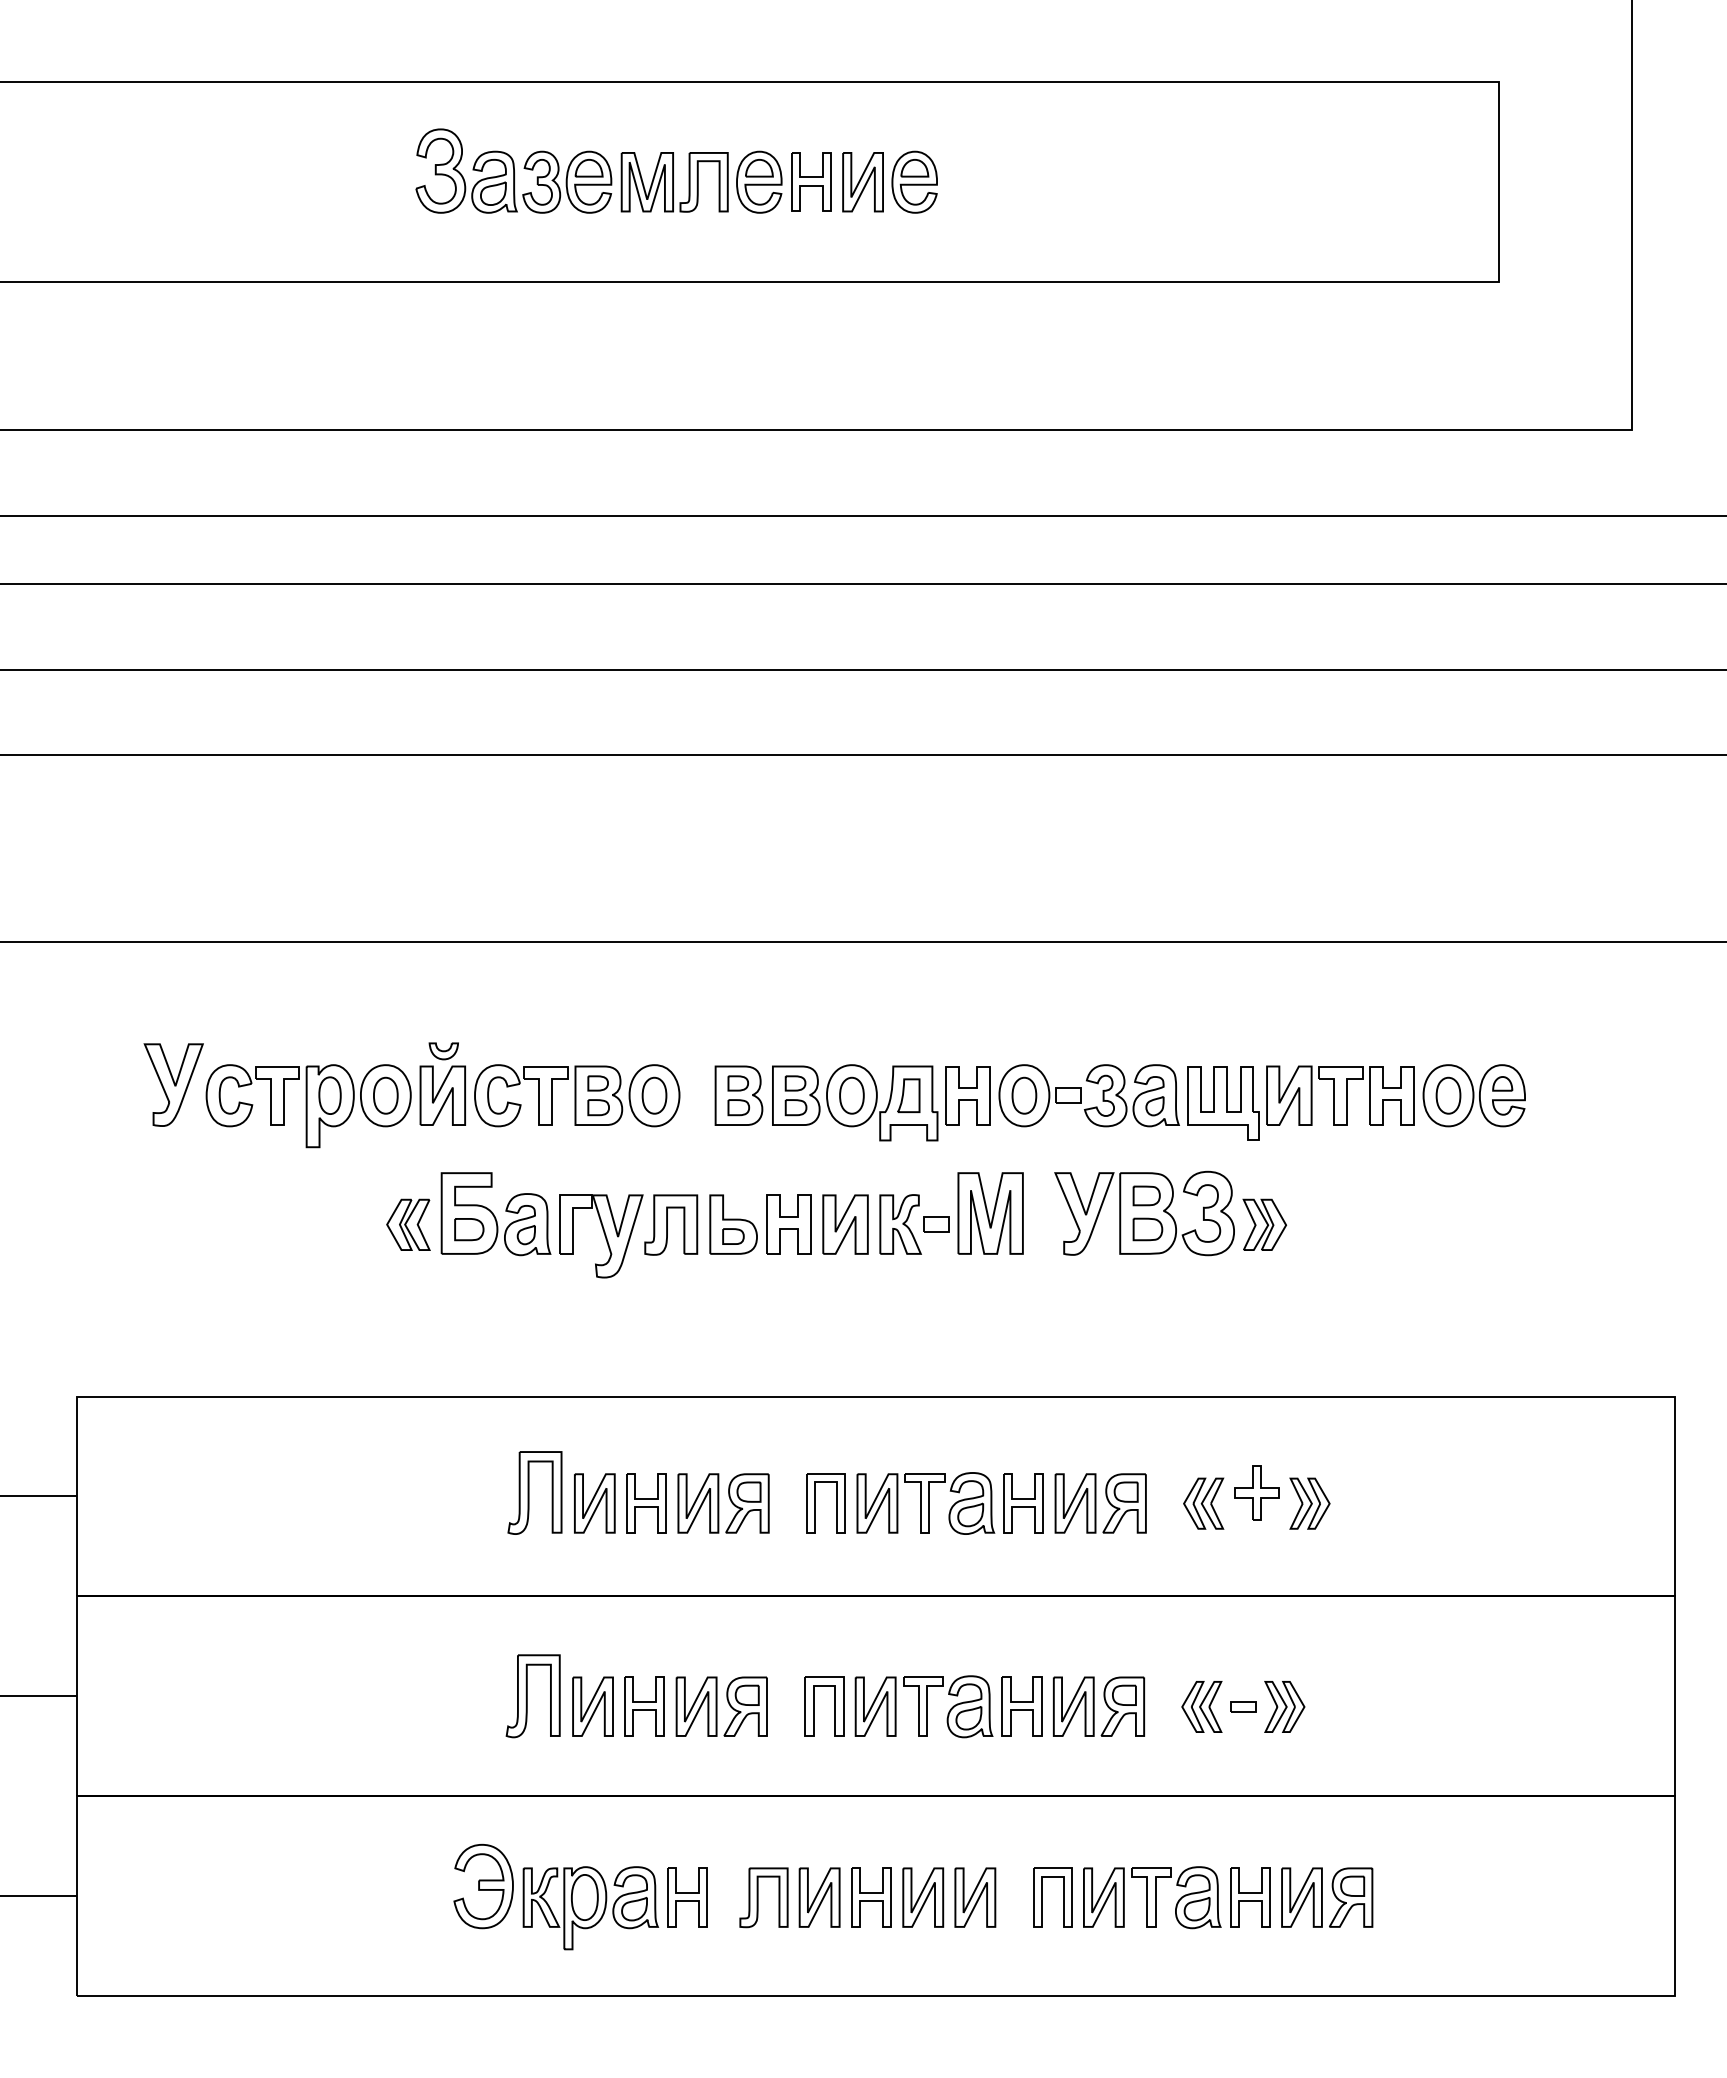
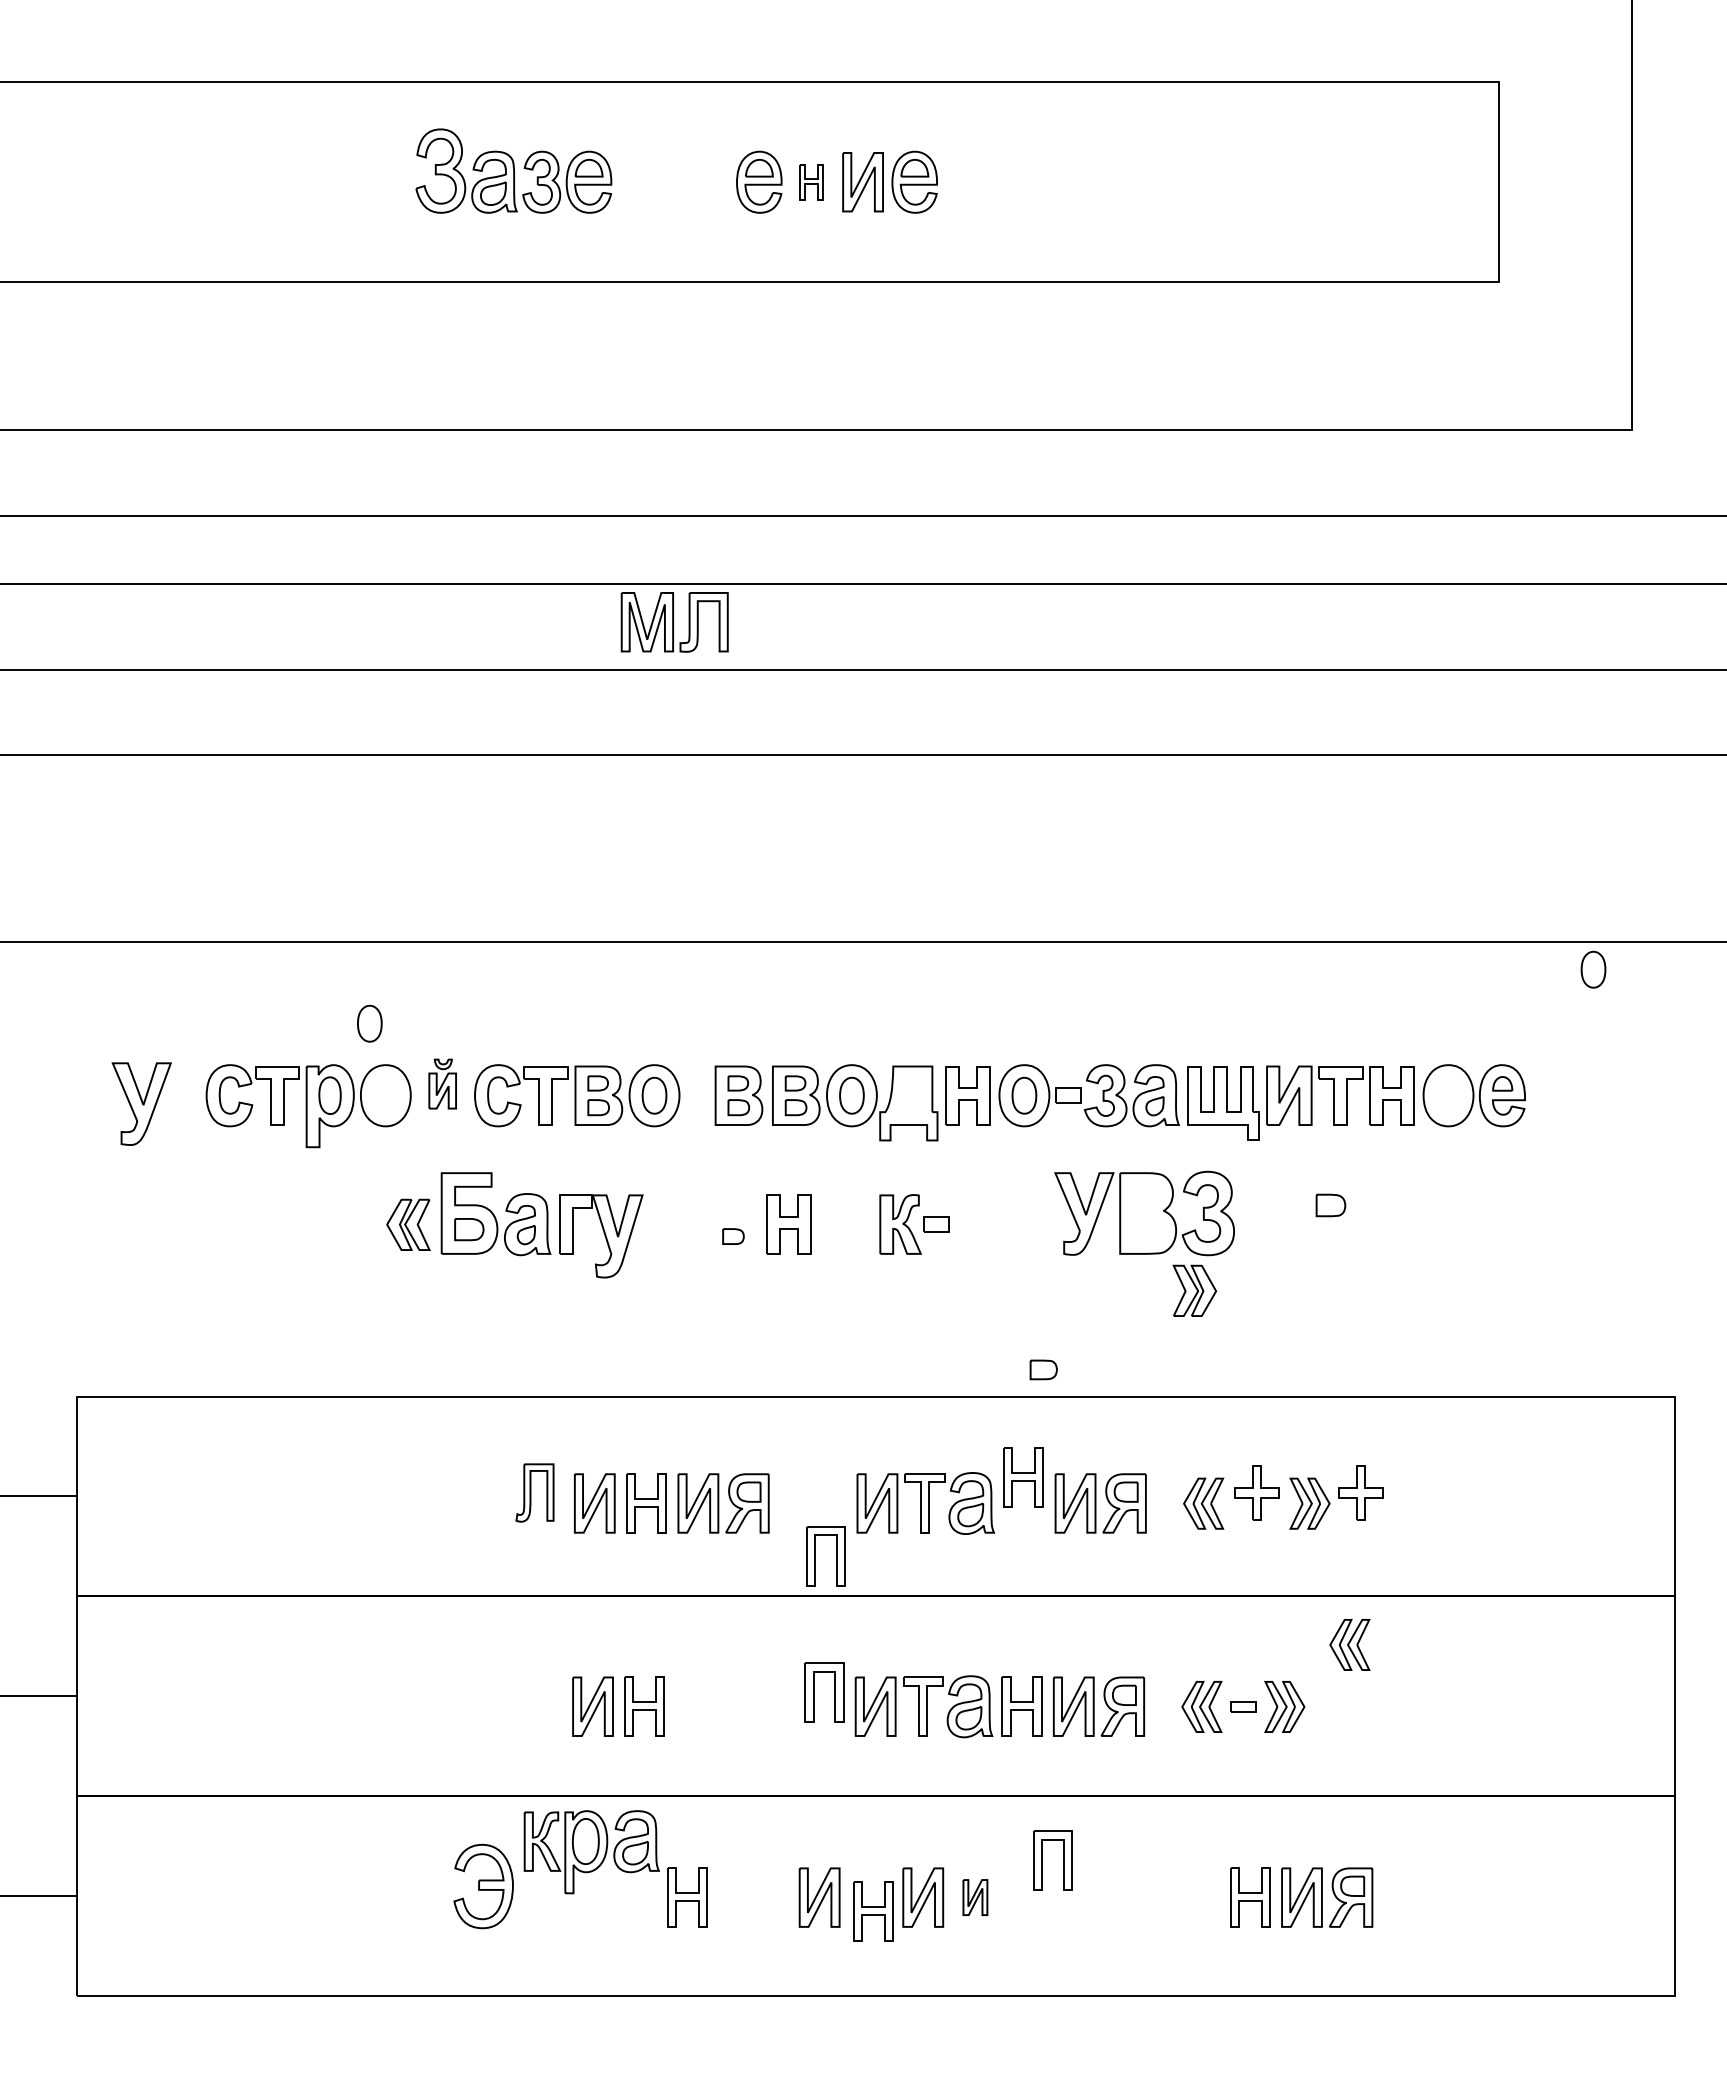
part size: 41x60 px -> 25x37 px (811, 182)
part position: (674, 182) -> (674, 622) (674, 622)
part size: 47x84 px -> 29x52 px (442, 1083)
part position: (173, 1084) -> (141, 1103) (141, 1103)
part position: (385, 1095) -> (369, 1023) (369, 1023)
part: present -> none (908, 1095)
part position: (1448, 1095) -> (1593, 969) (1593, 969)
part position: (1146, 1195) -> (1043, 1369) (1043, 1369)
part: present -> none (990, 1213)
part: present -> none (671, 1224)
part: present -> none (733, 1224)
part: present -> none (845, 1224)
part position: (1264, 1224) -> (1194, 1290) (1194, 1290)
part position: (1147, 1229) -> (1330, 1205) (1330, 1205)
part size: 56x84 px -> 40x60 px (534, 1492)
part: none -> present (1360, 1492)
part position: (815, 1503) -> (815, 1556) (815, 1556)
part position: (1023, 1503) -> (1023, 1477) (1023, 1477)
part: none -> present (1349, 1644)
part: present -> none (532, 1696)
part: present -> none (721, 1706)
part position: (814, 1706) -> (814, 1692) (814, 1692)
part: present -> none (763, 1897)
part position: (871, 1897) -> (873, 1911) (873, 1911)
part size: 43x61 px -> 27x37 px (975, 1897)
part position: (1042, 1897) -> (1042, 1860) (1042, 1860)
part: present -> none (1152, 1897)
part position: (590, 1908) -> (591, 1852) (591, 1852)
